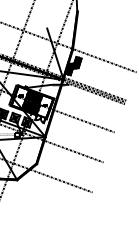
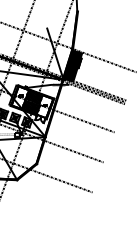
fill: none -> present (73, 65)
